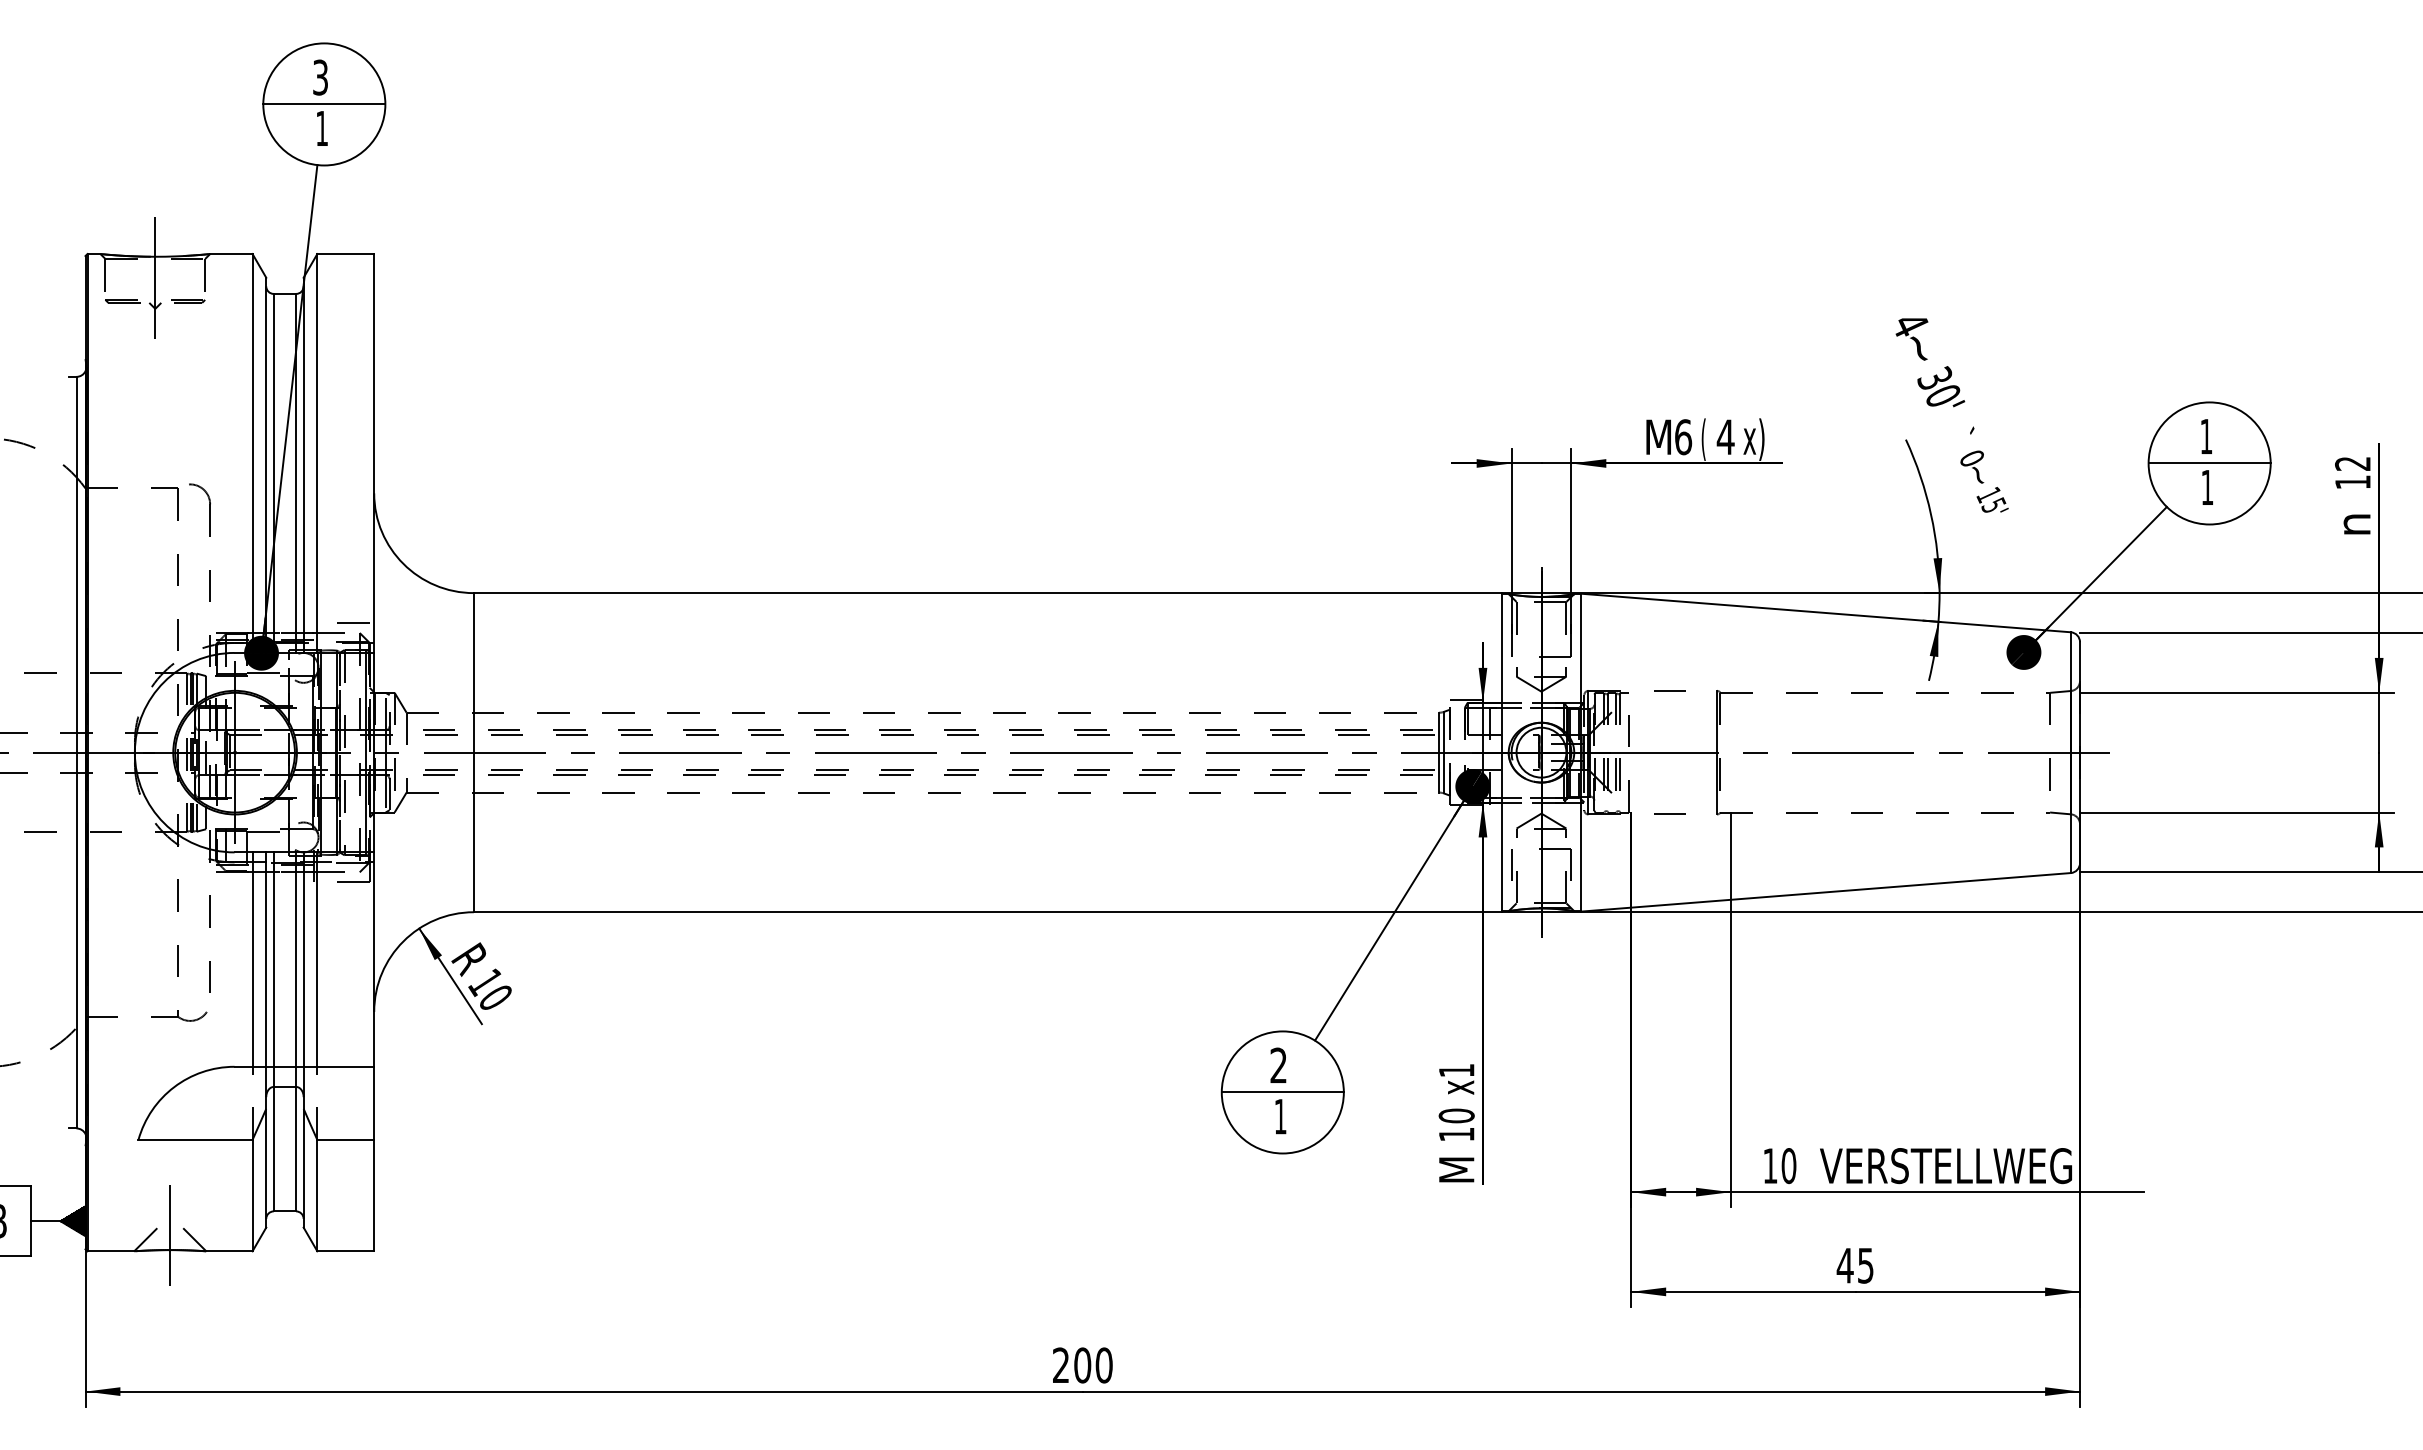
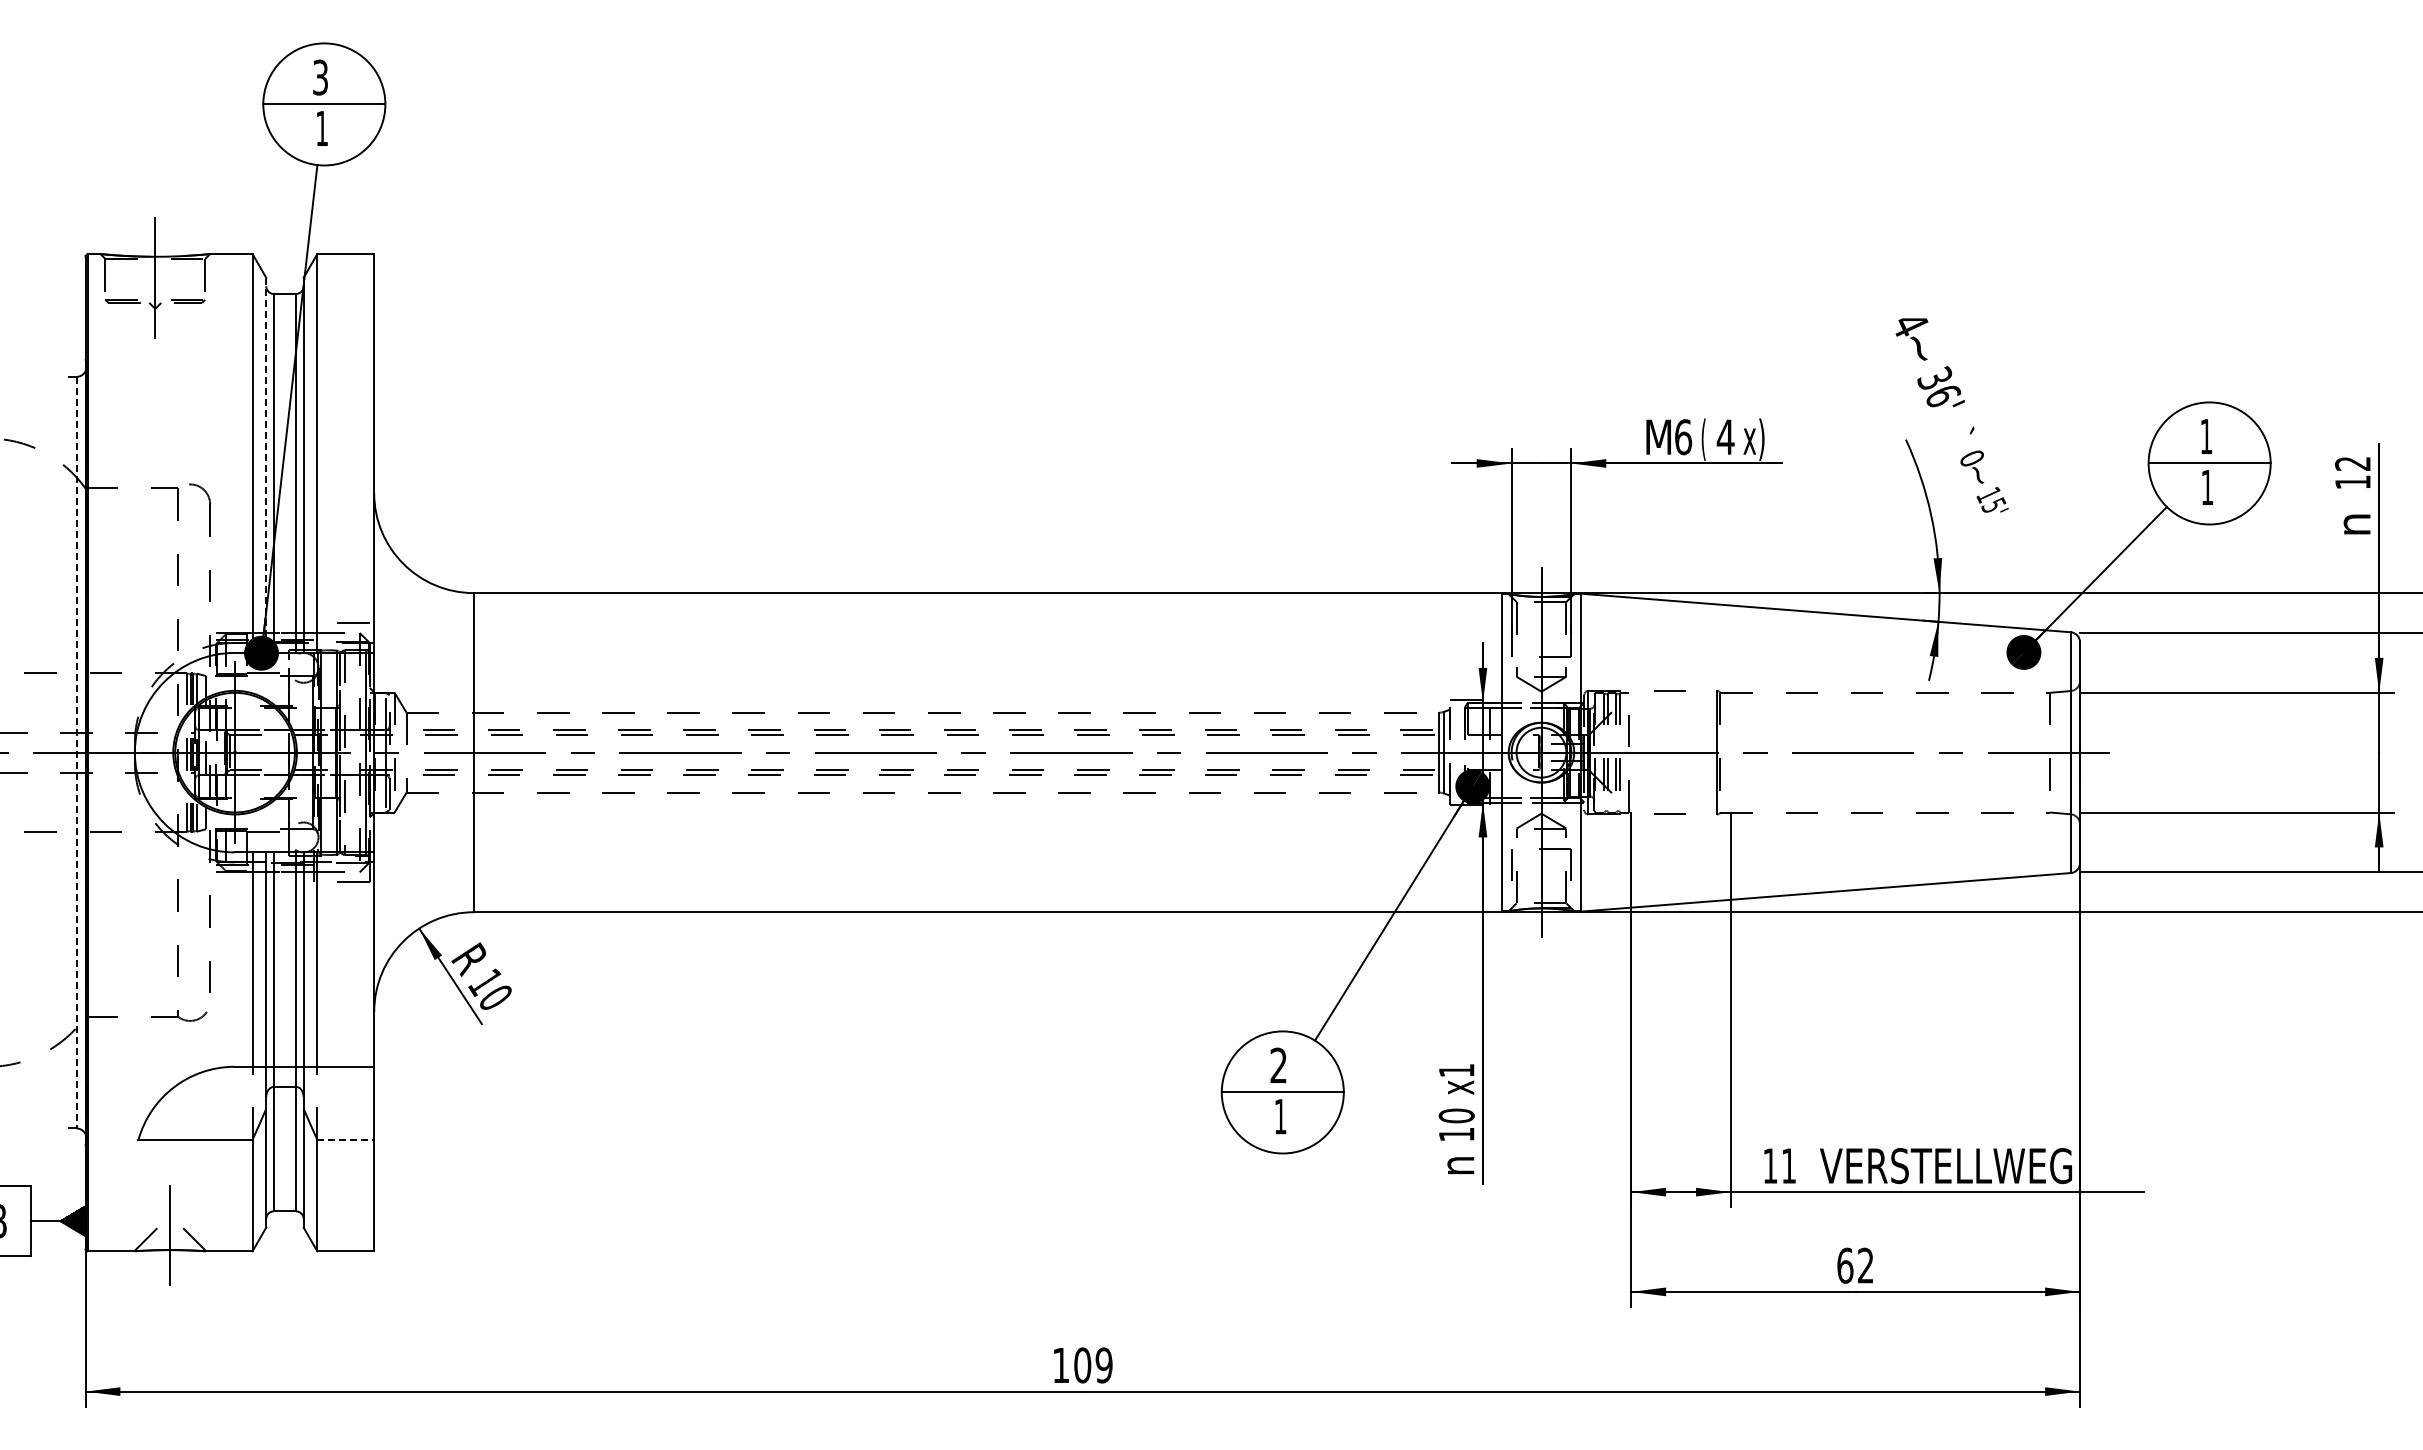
text: 30' -> 36' (1943, 396)
line: solid -> dashed (266, 465)
line: solid -> dashed (76, 752)
line: solid -> dashed (346, 1139)
text: 10 -> 11 (1788, 1166)
text: M -> n (1456, 1169)
text: 45 -> 62 (1854, 1265)
text: 200 -> 109 (1082, 1365)
